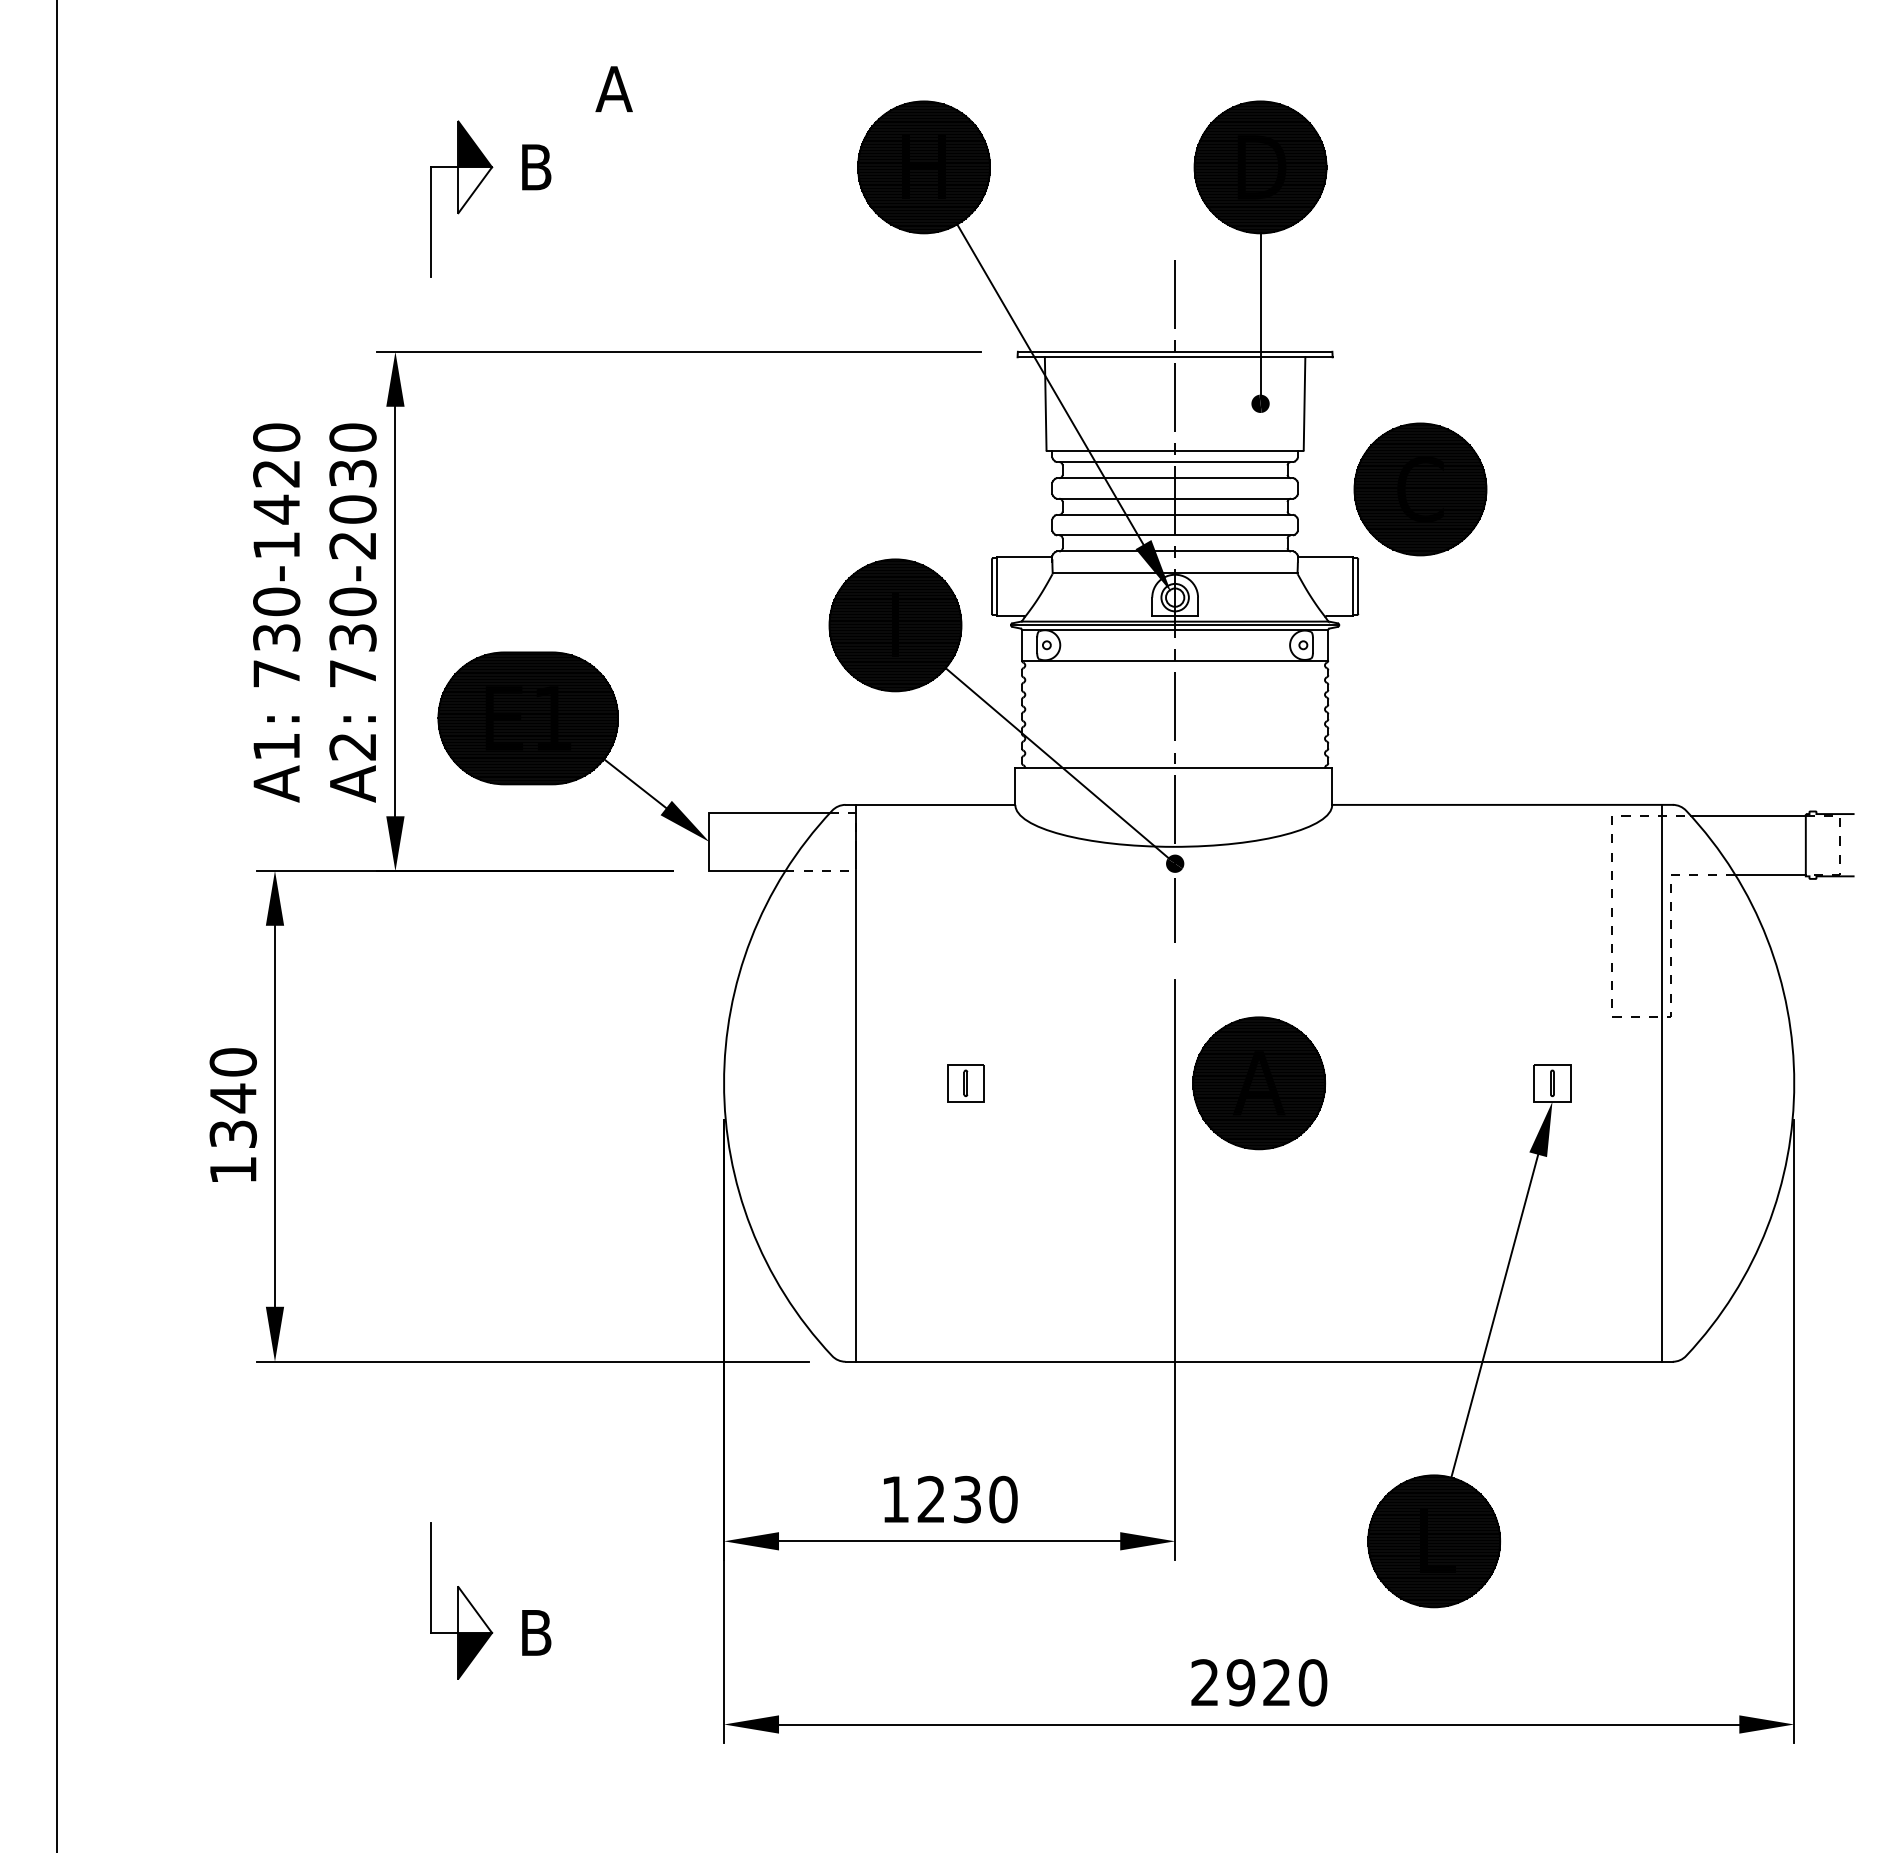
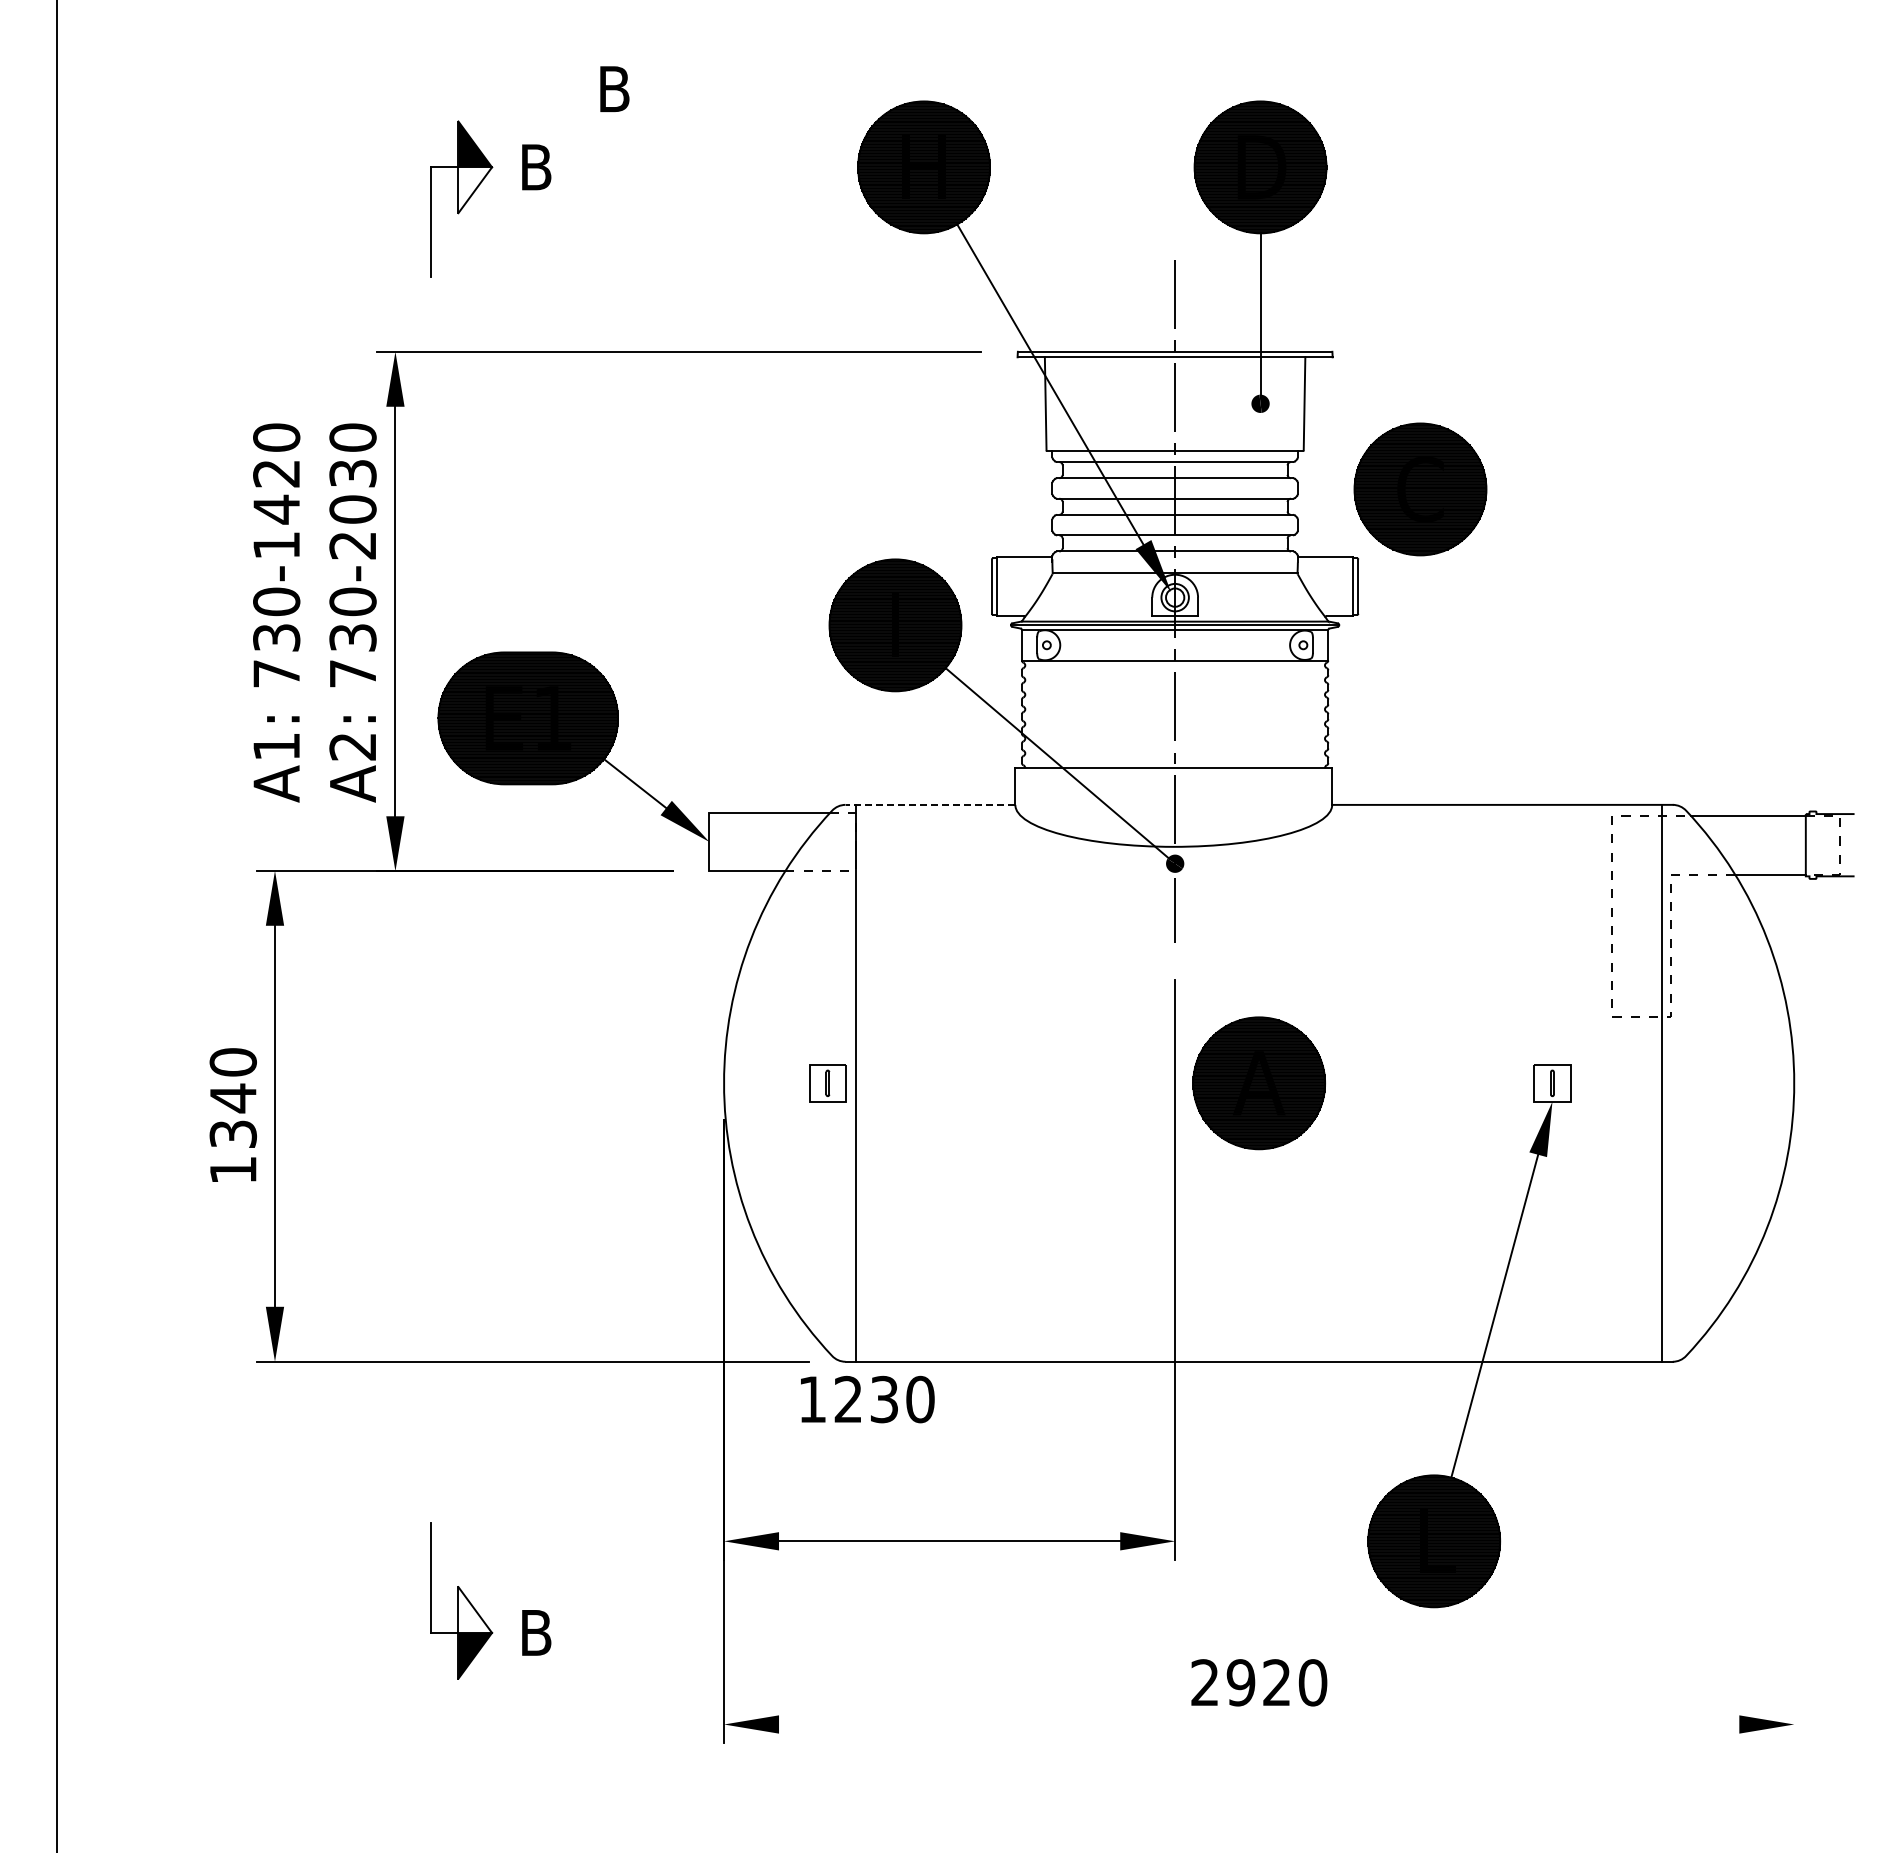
text: A -> B (613, 89)
line: solid -> dashed (930, 804)
part position: (965, 1083) -> (827, 1083) (827, 1083)
line: present -> none (1794, 1430)
text position: (950, 1499) -> (867, 1399) (867, 1399)
line: present -> none (1259, 1724)
